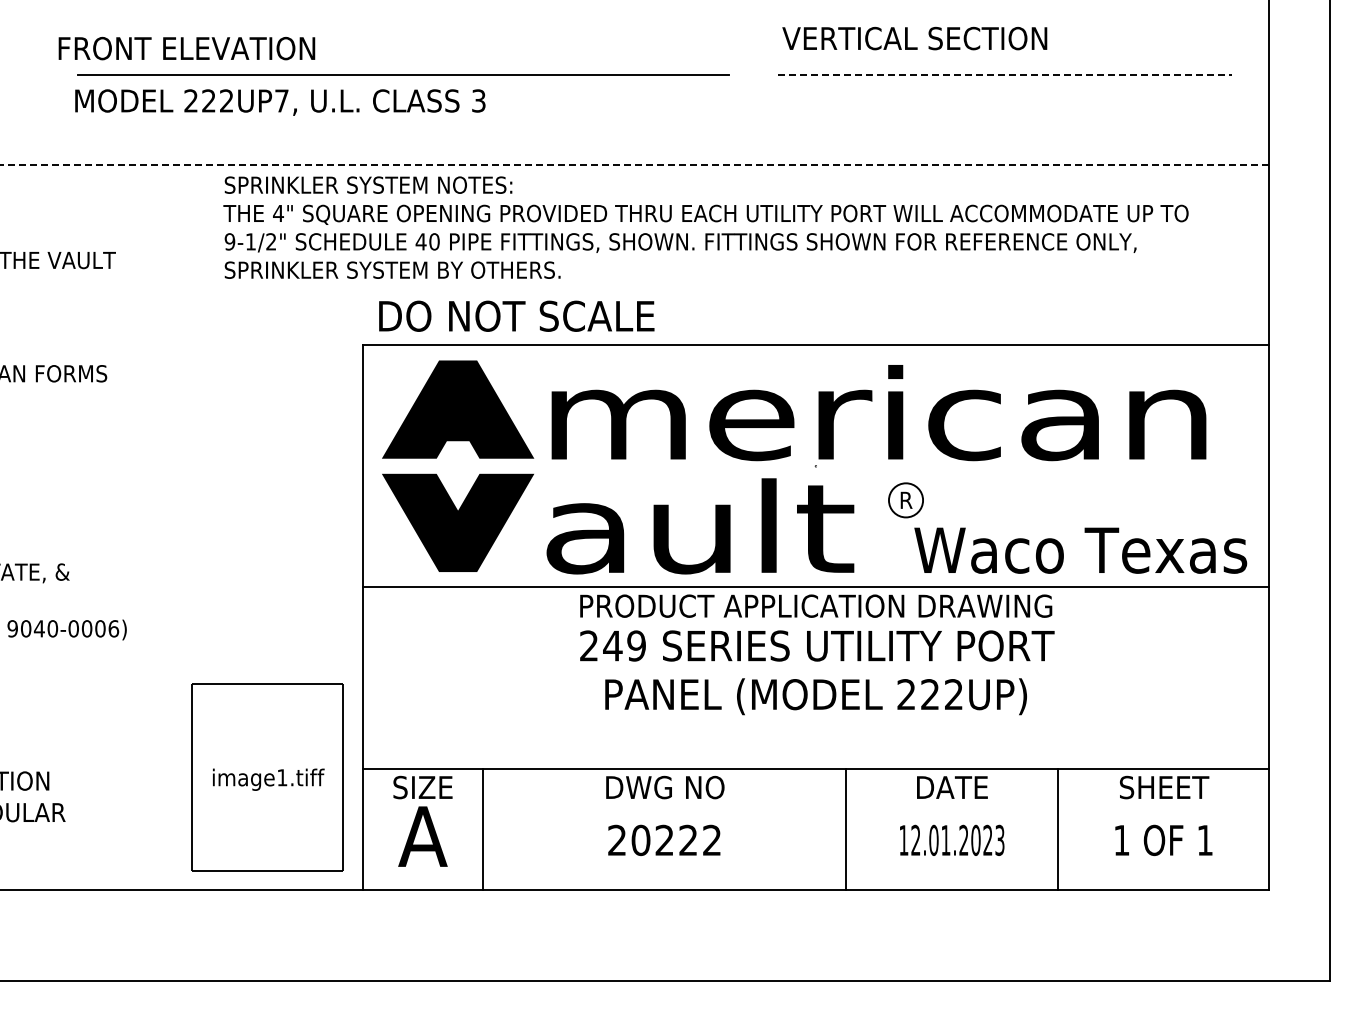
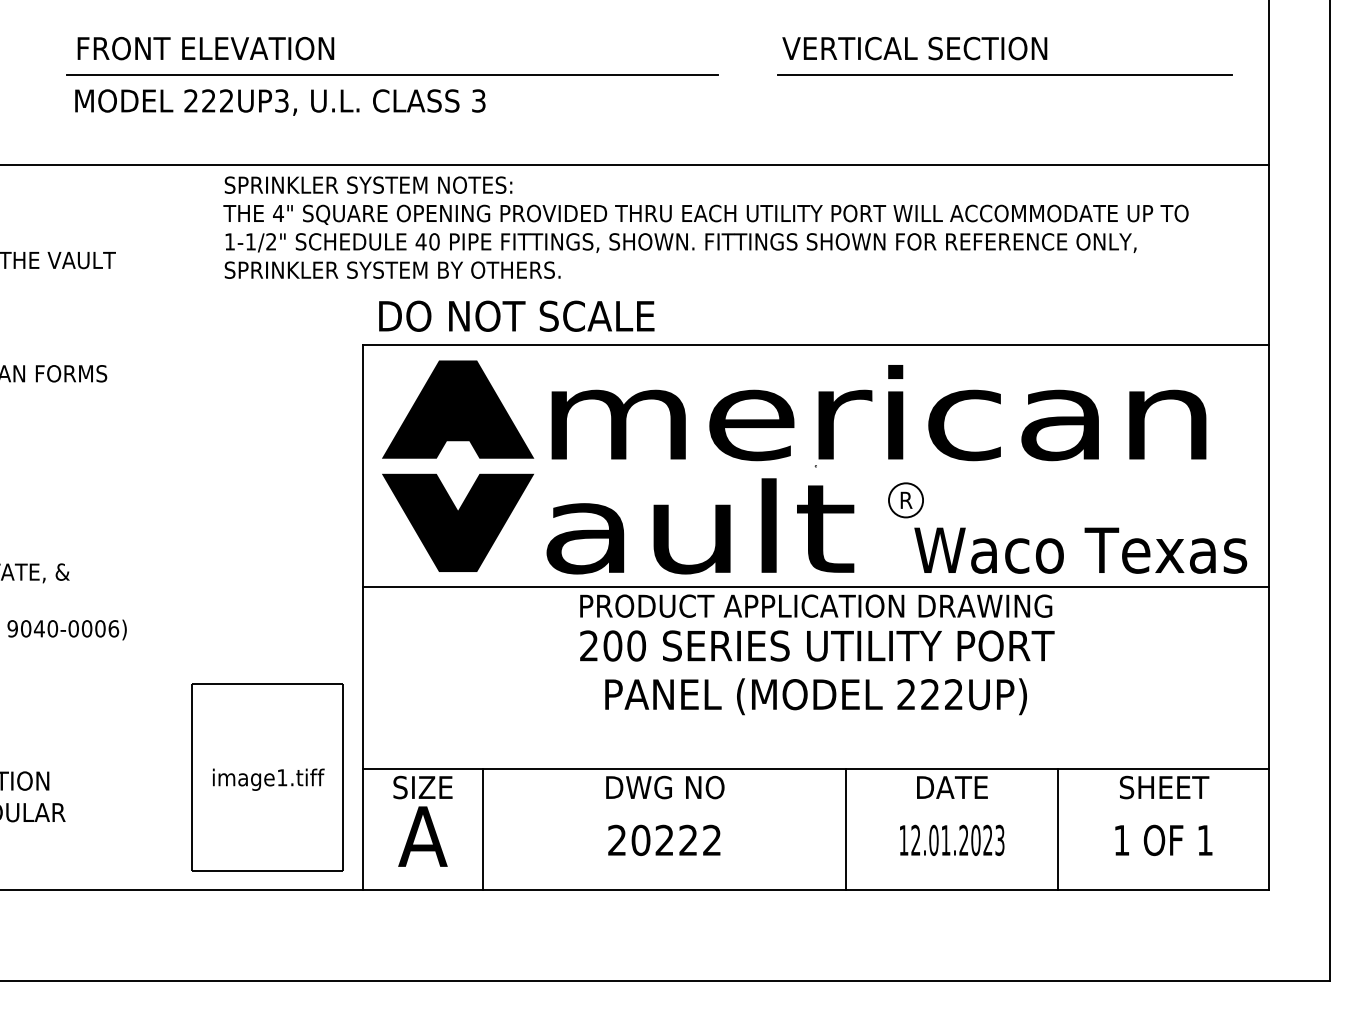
text position: (914, 38) -> (914, 48) (914, 48)
text position: (186, 48) -> (205, 48) (205, 48)
line position: (403, 74) -> (392, 74) (392, 74)
line: dashed -> solid (1004, 74)
text: 222UP7, -> 222UP3, (281, 100)
line: dashed -> solid (634, 165)
text: 9-1/2" -> 1-1/2" (229, 241)
text: 249 -> 200 (624, 645)
